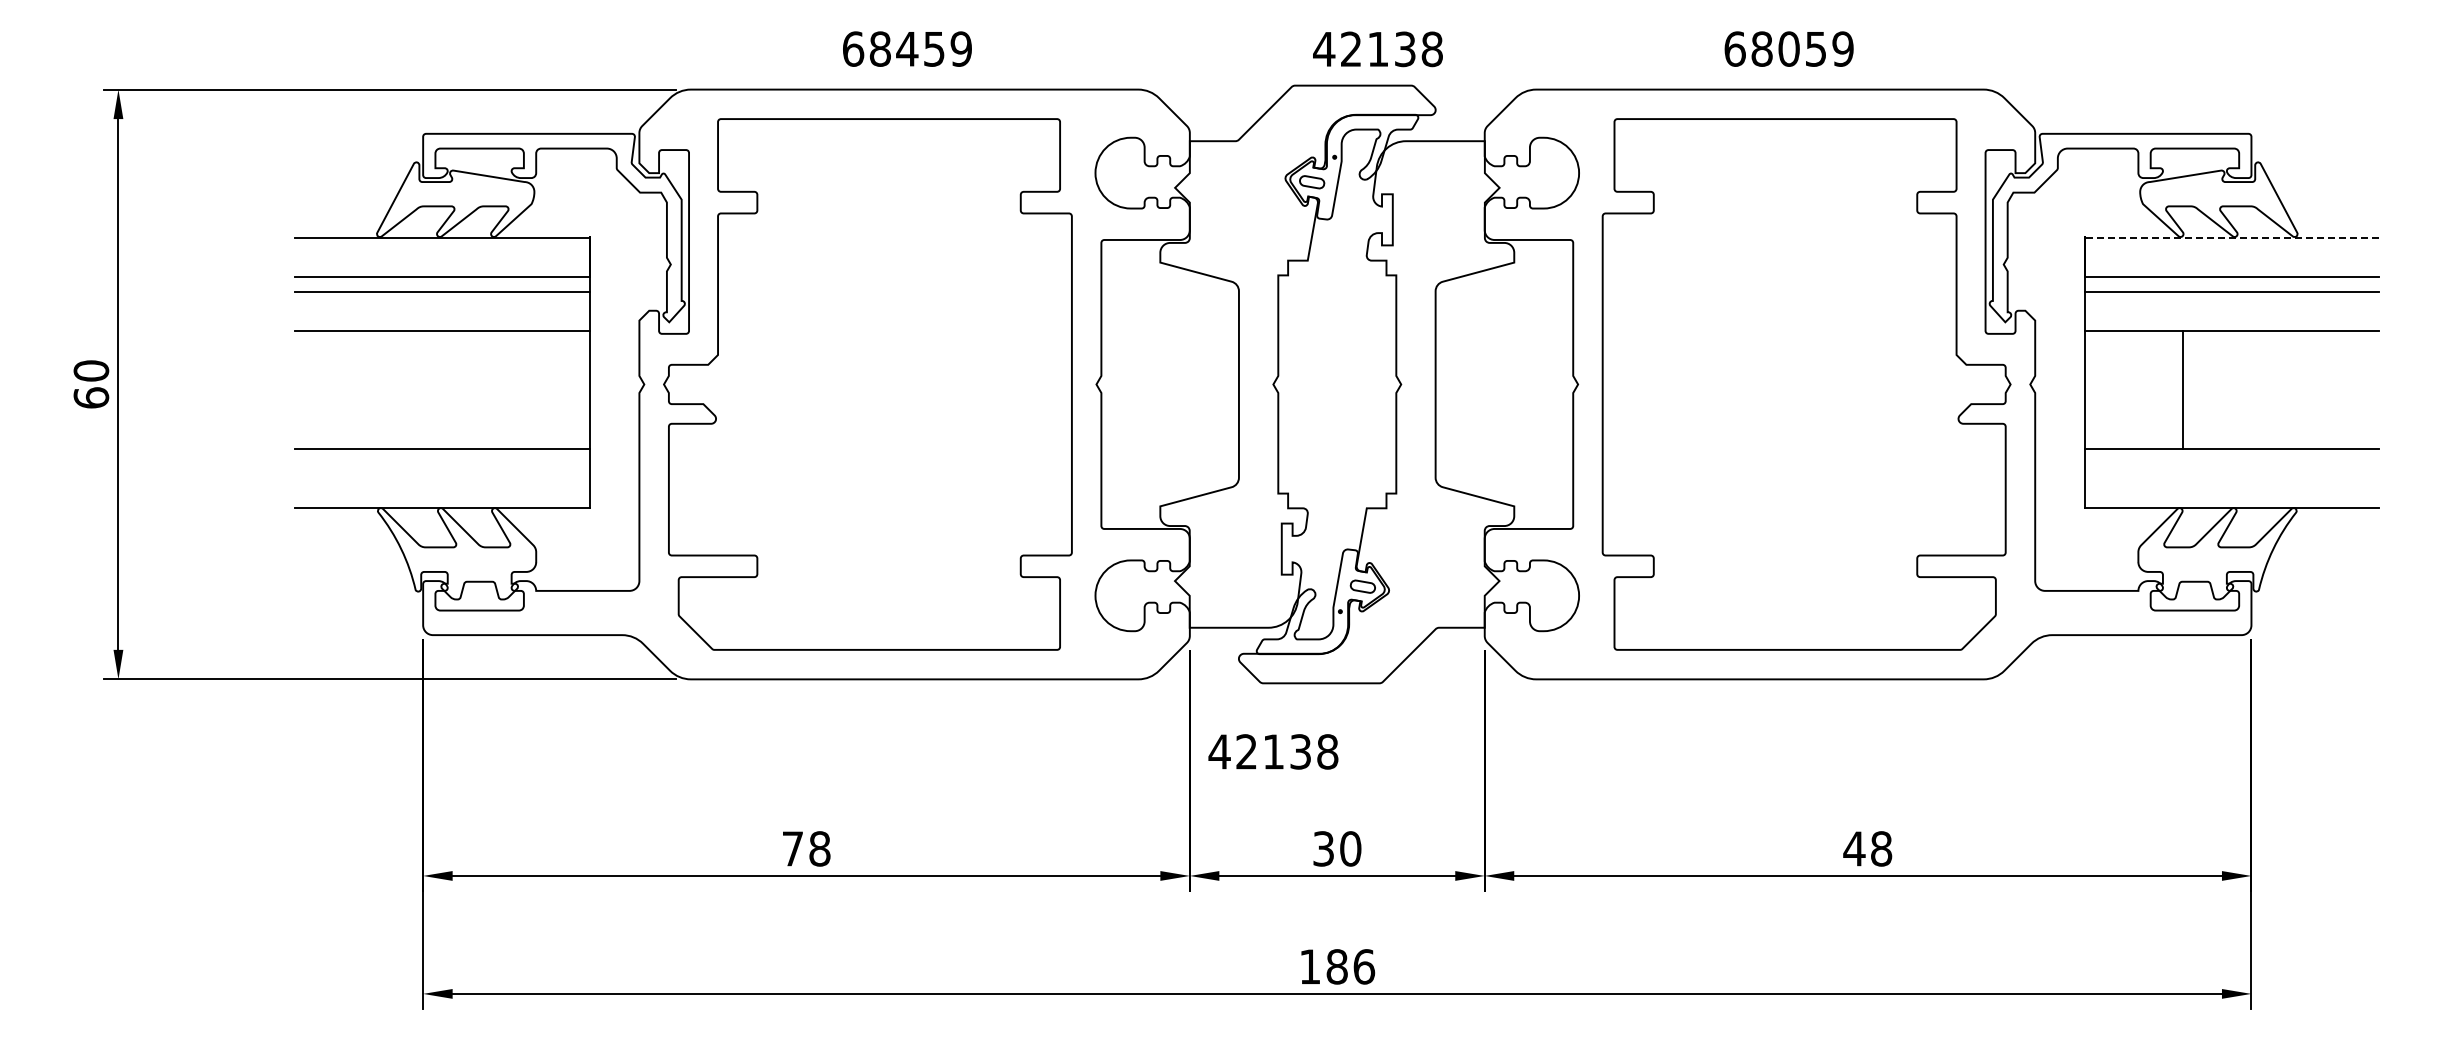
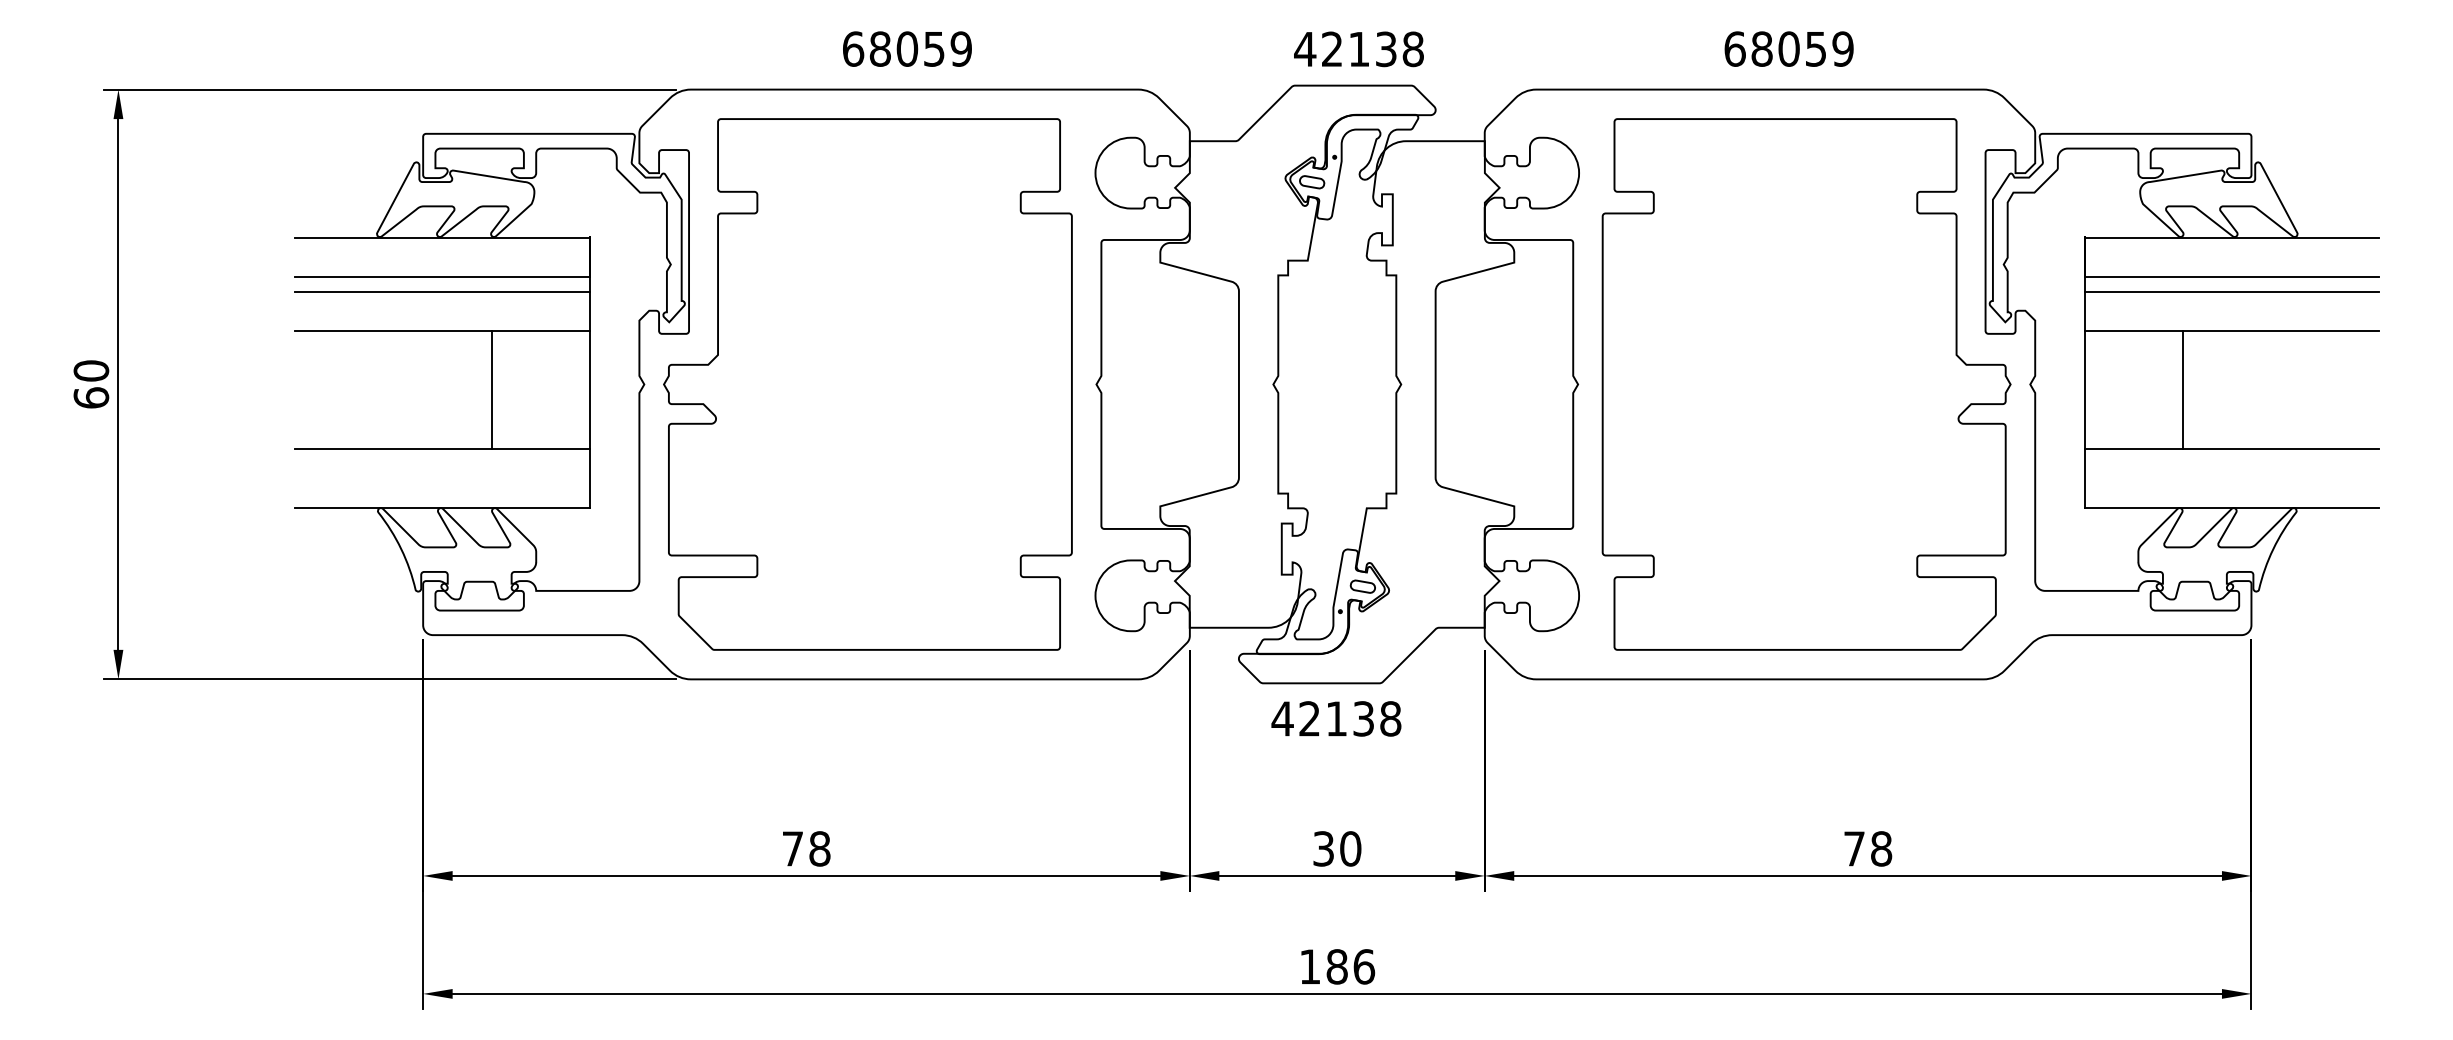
text: 68459 -> 68059 (907, 48)
text position: (1377, 49) -> (1358, 49) (1358, 49)
line: dashed -> solid (2231, 237)
line: none -> present (491, 389)
text position: (1273, 751) -> (1336, 718) (1336, 718)
text: 48 -> 78 (1854, 848)
